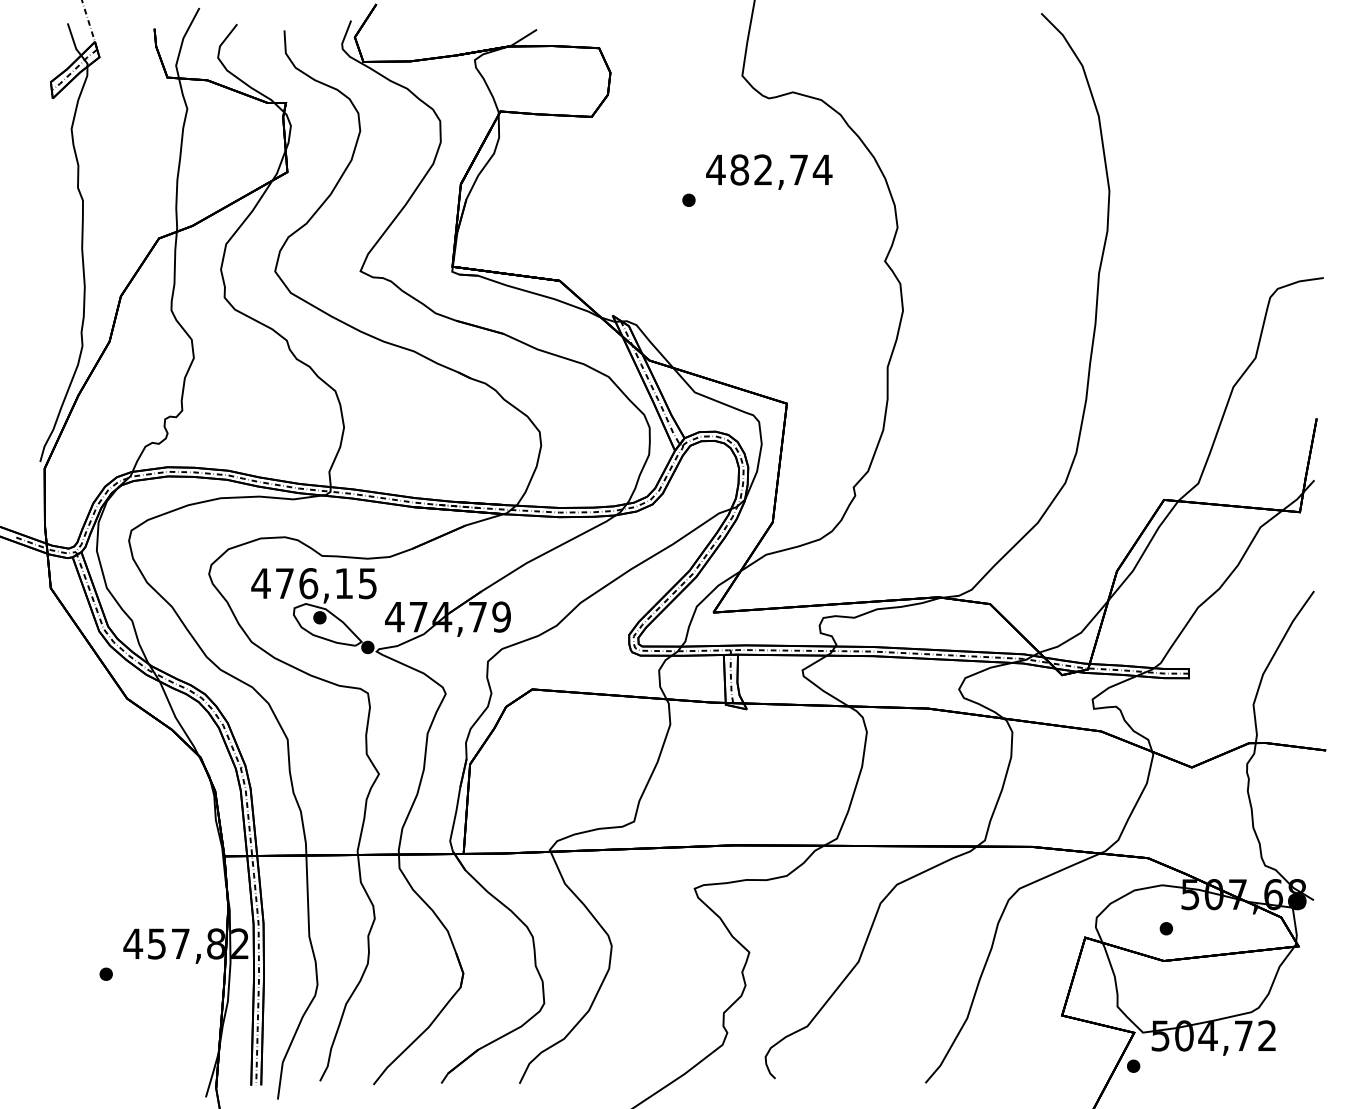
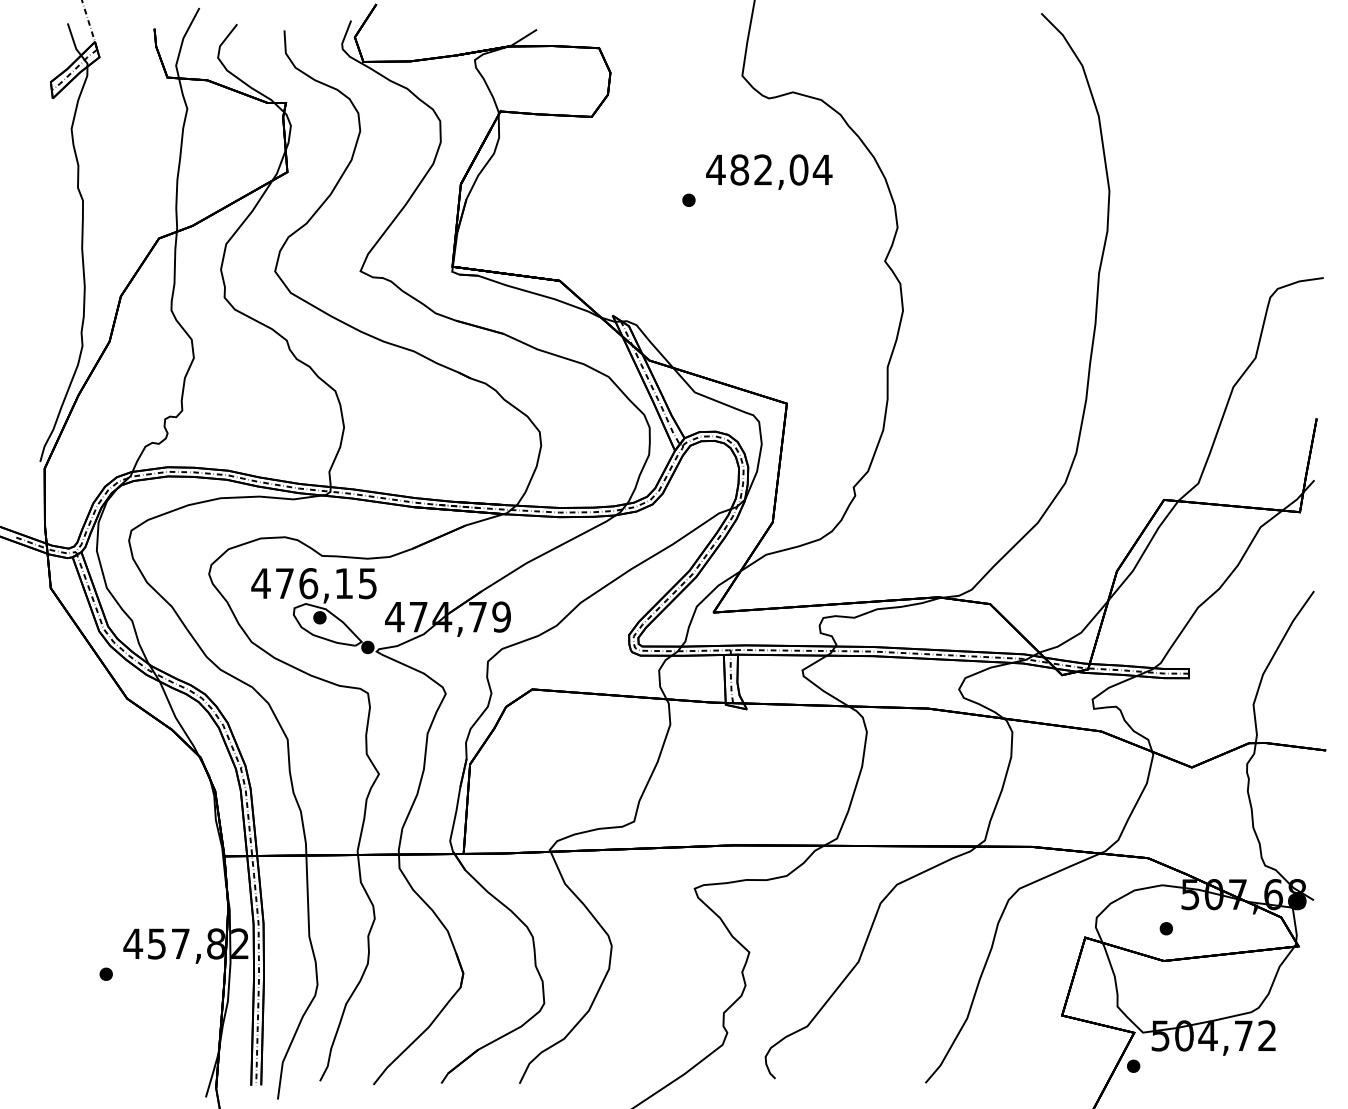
text: 482,74 -> 482,04 (798, 169)
